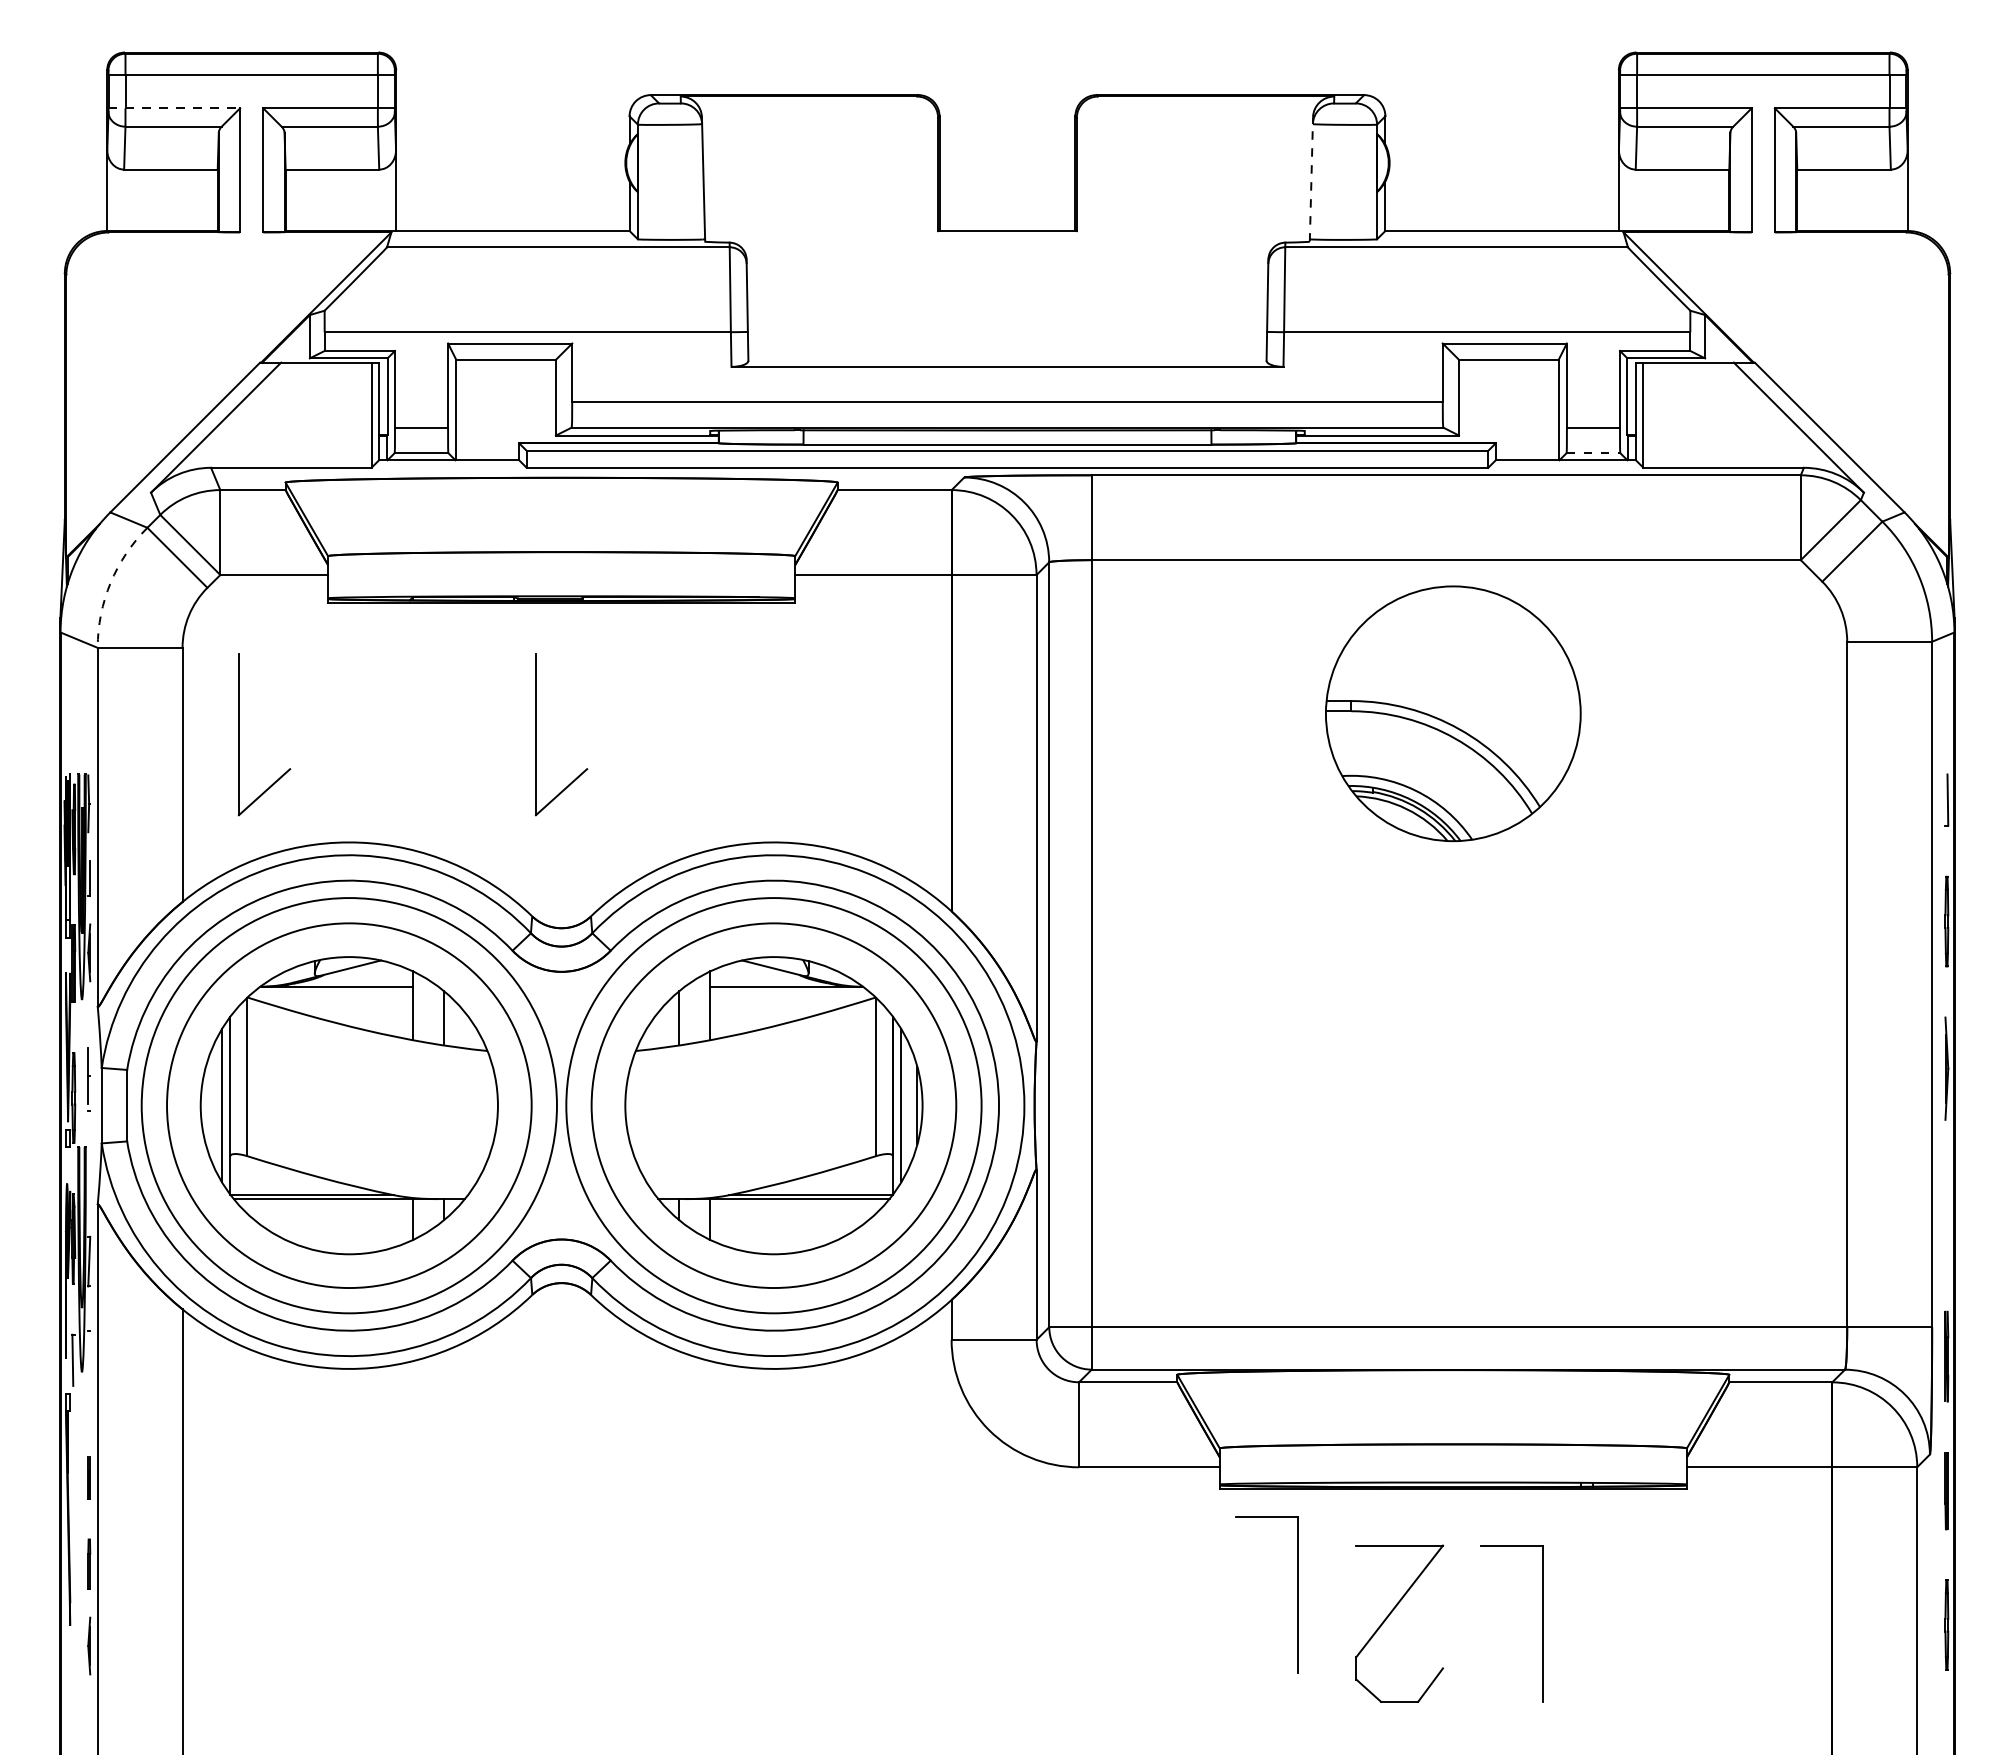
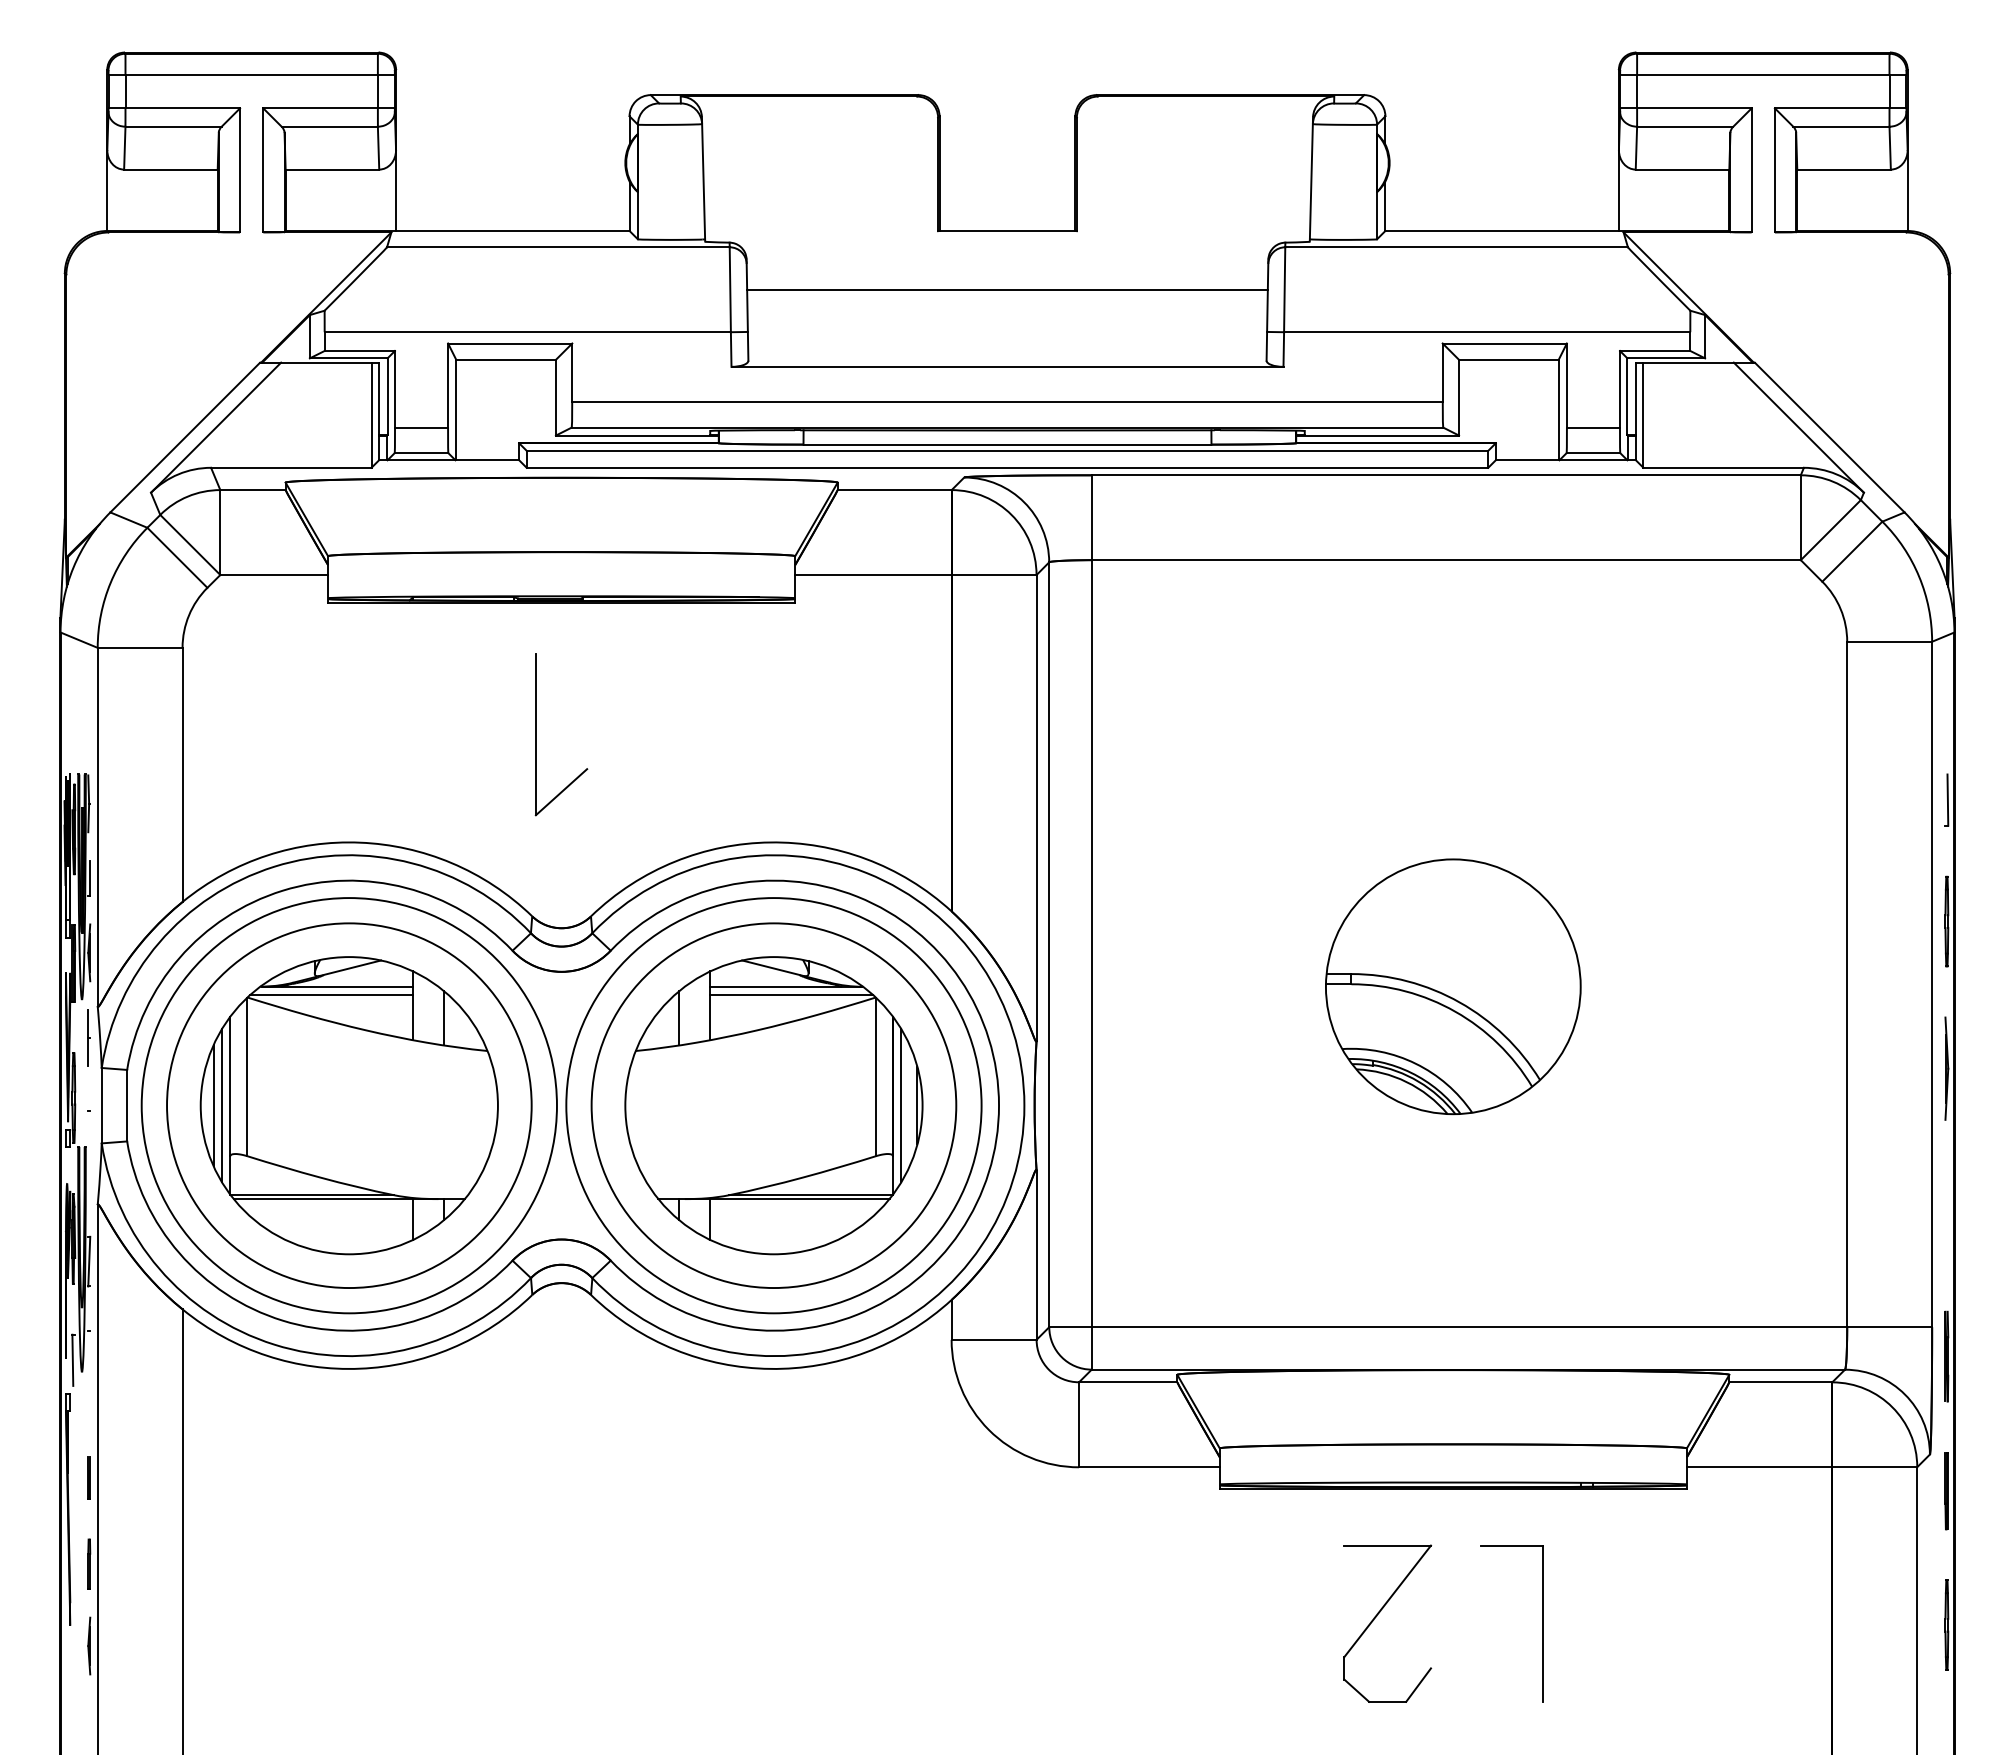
line: dashed -> solid (174, 108)
line: dashed -> solid (1311, 178)
line: none -> present (1007, 290)
line: dashed -> solid (1593, 453)
arc: dashed -> solid (110, 582)
part position: (1453, 713) -> (1453, 986) (1453, 986)
part: present -> none (239, 734)
line: none -> present (331, 995)
line: none -> present (791, 995)
part position: (88, 1075) -> (88, 1037) (88, 1037)
line: none -> present (213, 1105)
part: present -> none (1297, 1594)
part position: (1389, 1616) -> (1377, 1616) (1377, 1616)
